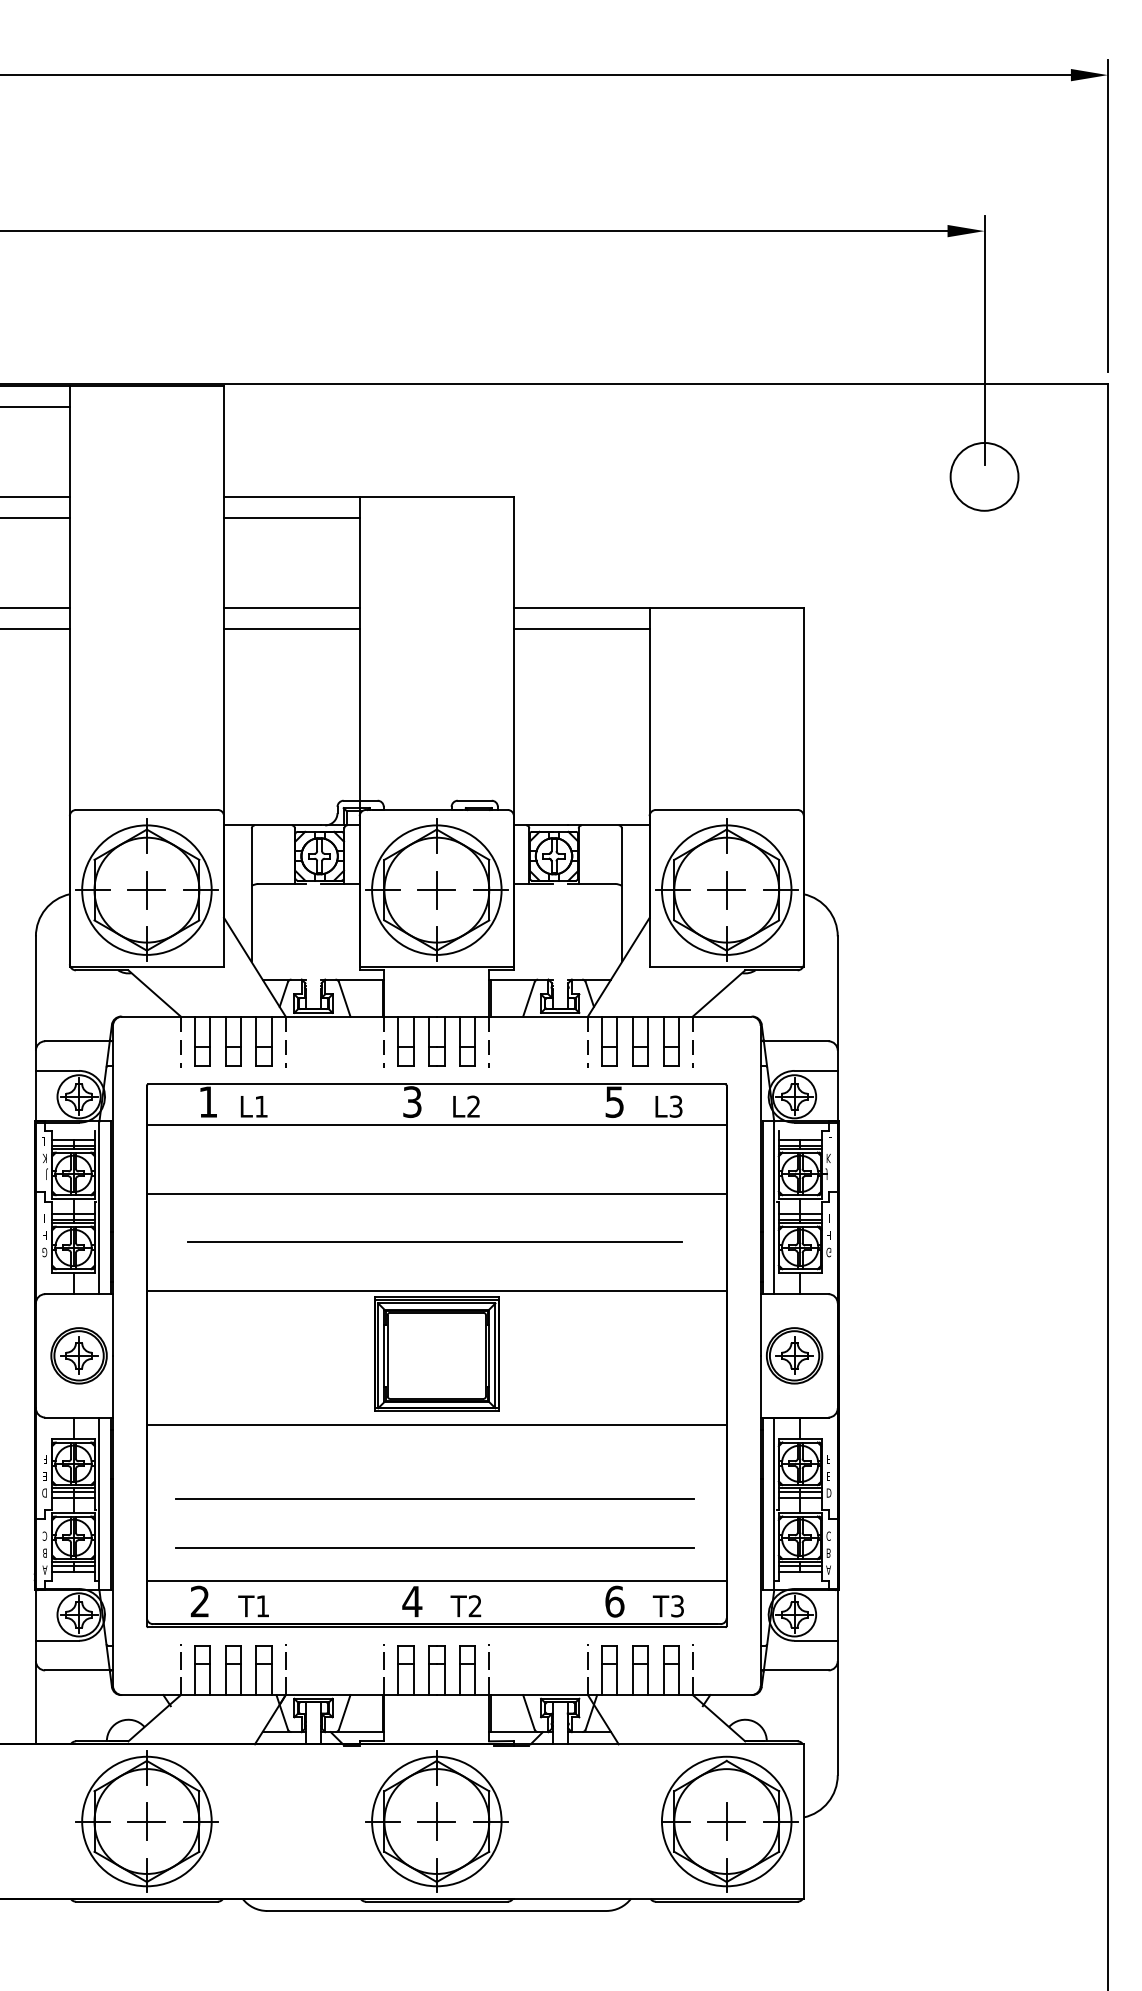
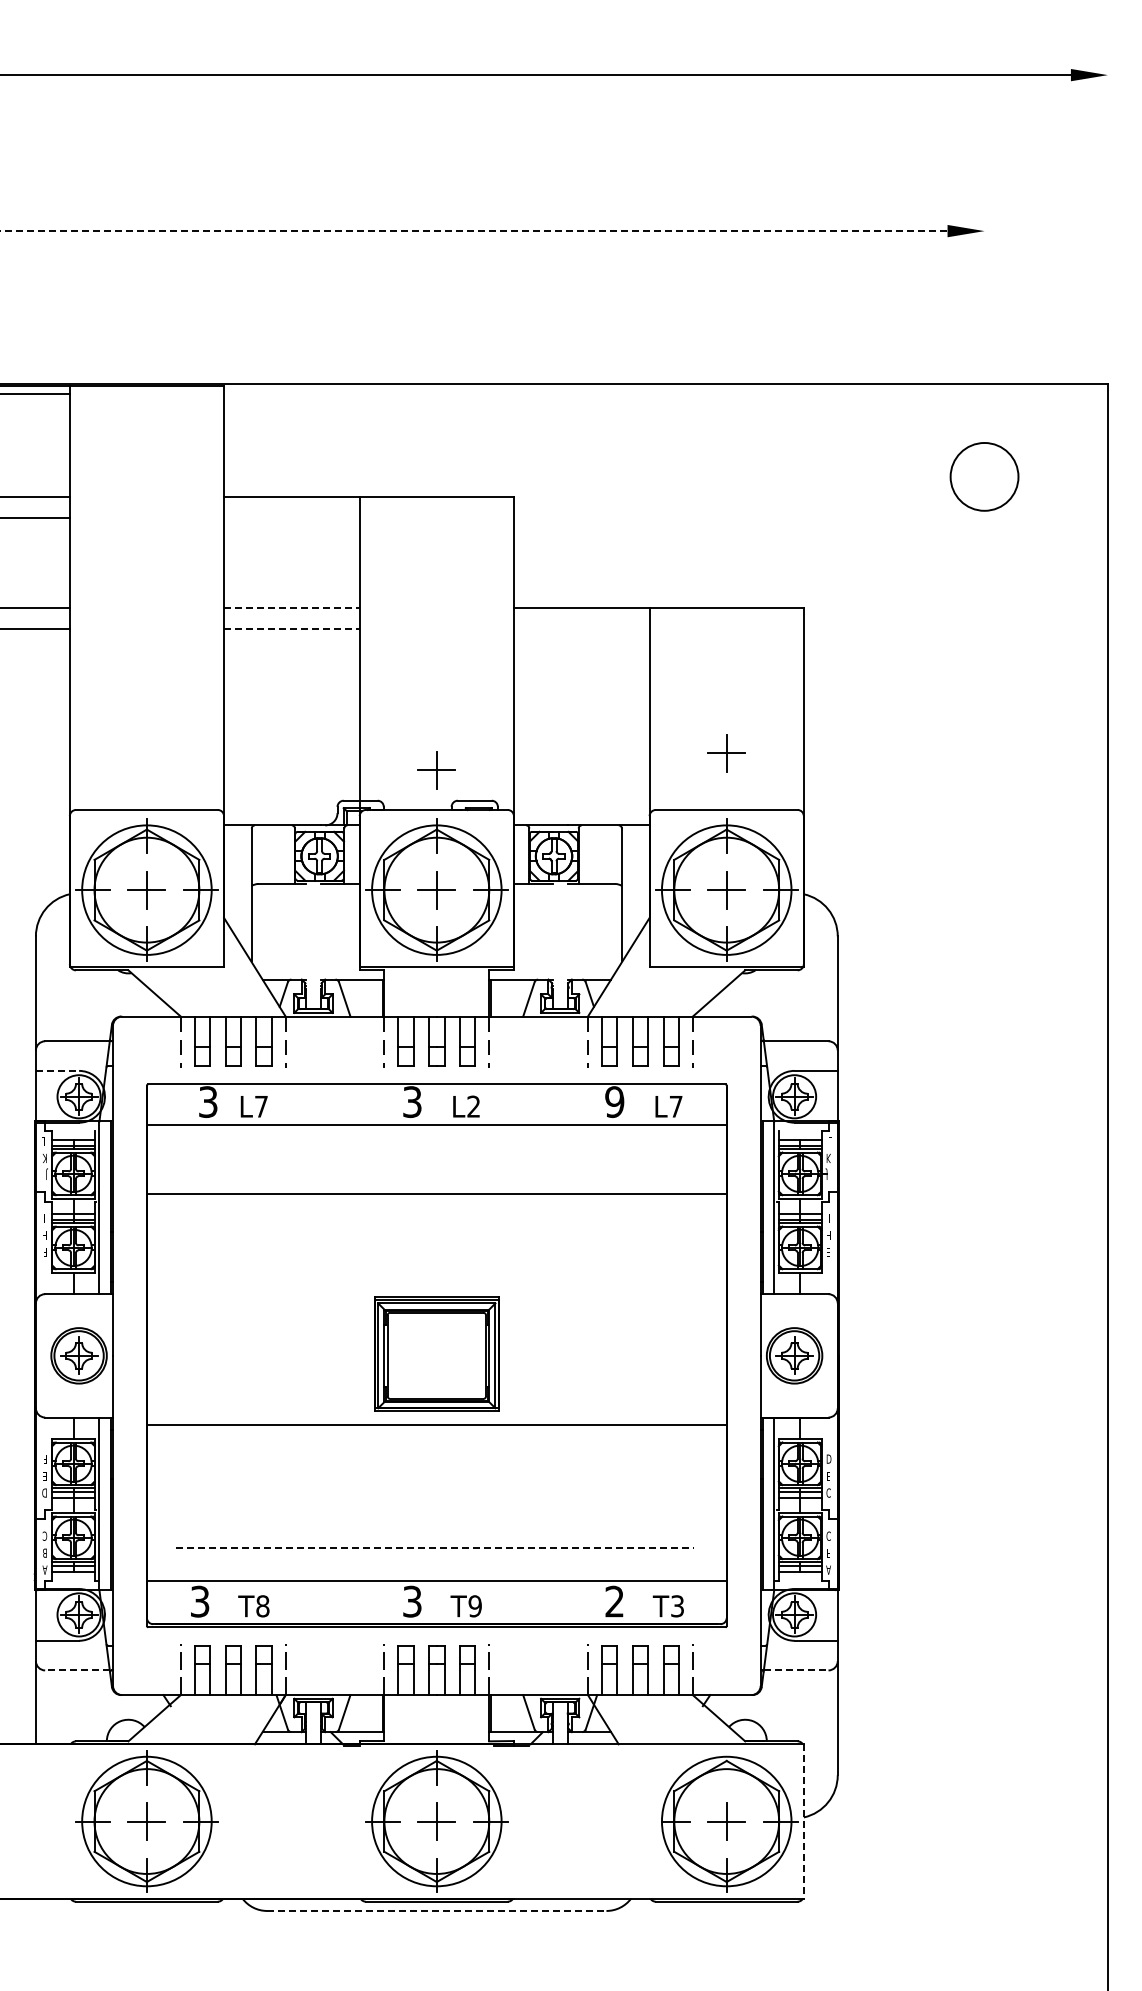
line: present -> none (1107, 215)
line: solid -> dashed (474, 231)
line: present -> none (984, 339)
line position: (36, 406) -> (36, 393) (36, 393)
line: present -> none (291, 517)
line: solid -> dashed (291, 607)
line: solid -> dashed (291, 629)
line: present -> none (581, 629)
part: none -> present (726, 753)
part: none -> present (436, 770)
line: solid -> dashed (57, 1070)
text: 5 -> 9 (614, 1101)
text: 1 -> 3 (208, 1102)
text: L1 -> L7 (261, 1106)
text: L3 -> L7 (675, 1106)
line: present -> none (434, 1241)
text: G -> F (44, 1252)
text: G -> E (828, 1252)
line: present -> none (436, 1291)
text: F -> D (828, 1458)
text: D -> C (828, 1492)
line: present -> none (434, 1498)
line: solid -> dashed (435, 1548)
text: B -> F (828, 1552)
text: 2 -> 3 (199, 1601)
text: 4 -> 3 (412, 1601)
text: 6 -> 2 (614, 1601)
text: T1 -> T8 (262, 1606)
text: T2 -> T9 (474, 1606)
line: solid -> dashed (76, 1670)
line: solid -> dashed (796, 1670)
line: solid -> dashed (804, 1822)
line: solid -> dashed (436, 1910)
